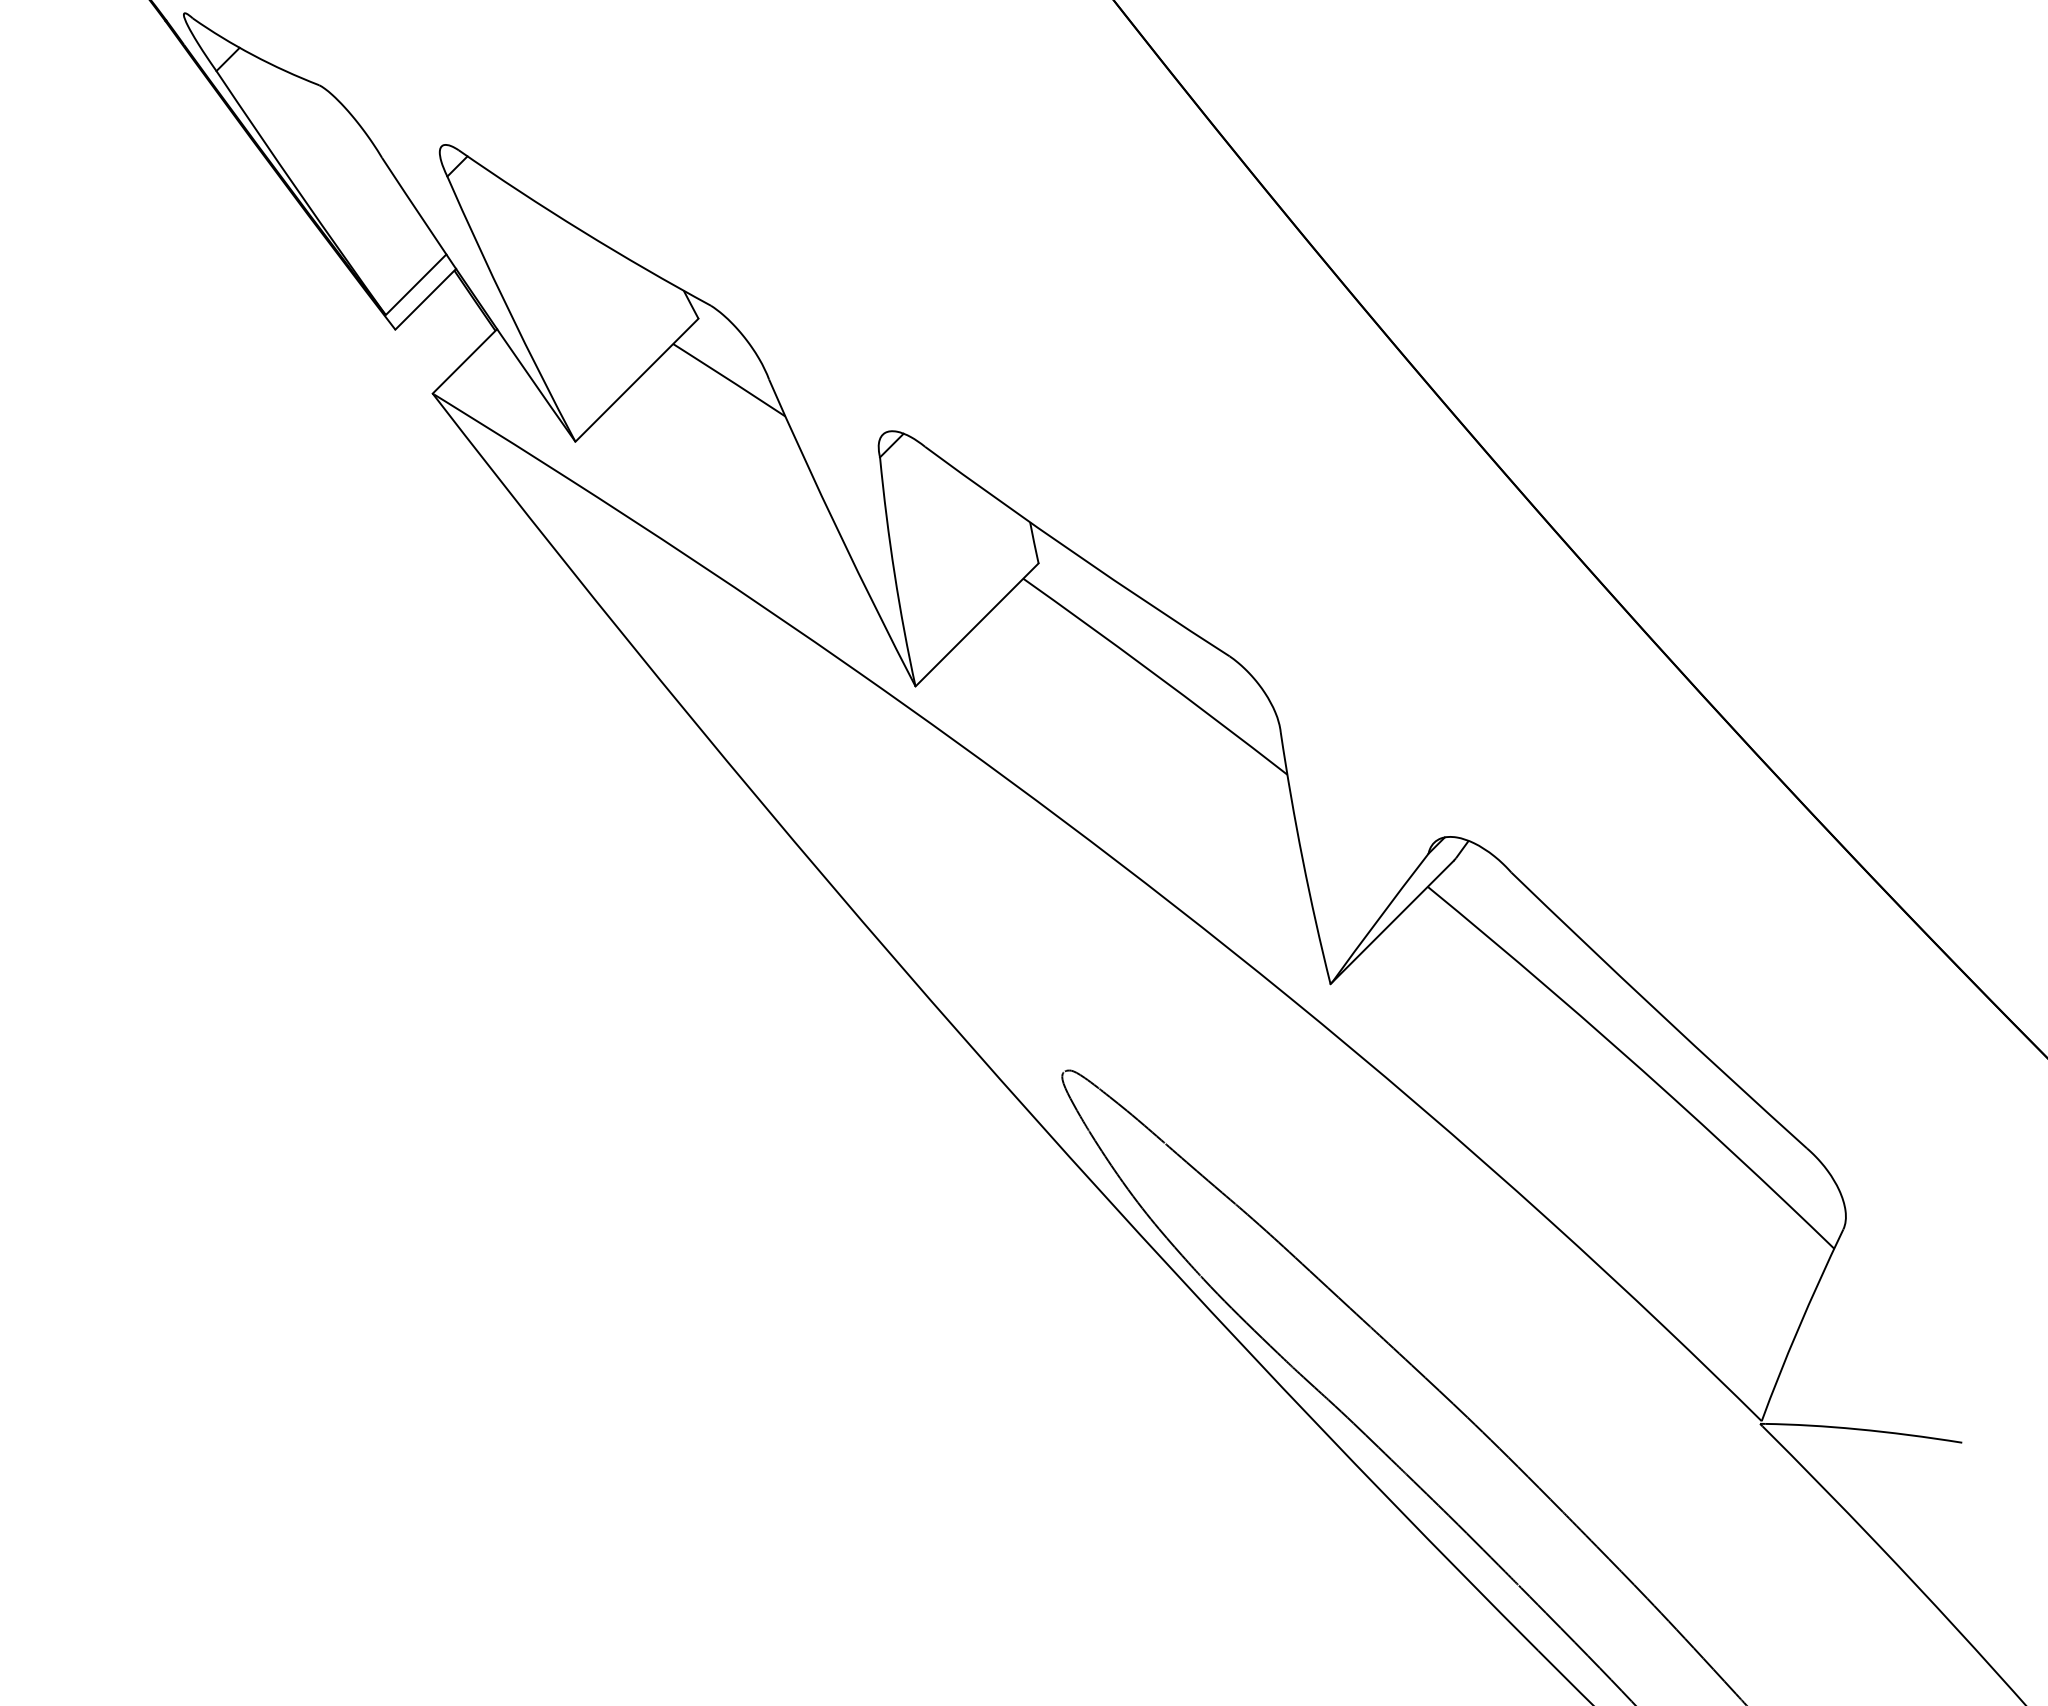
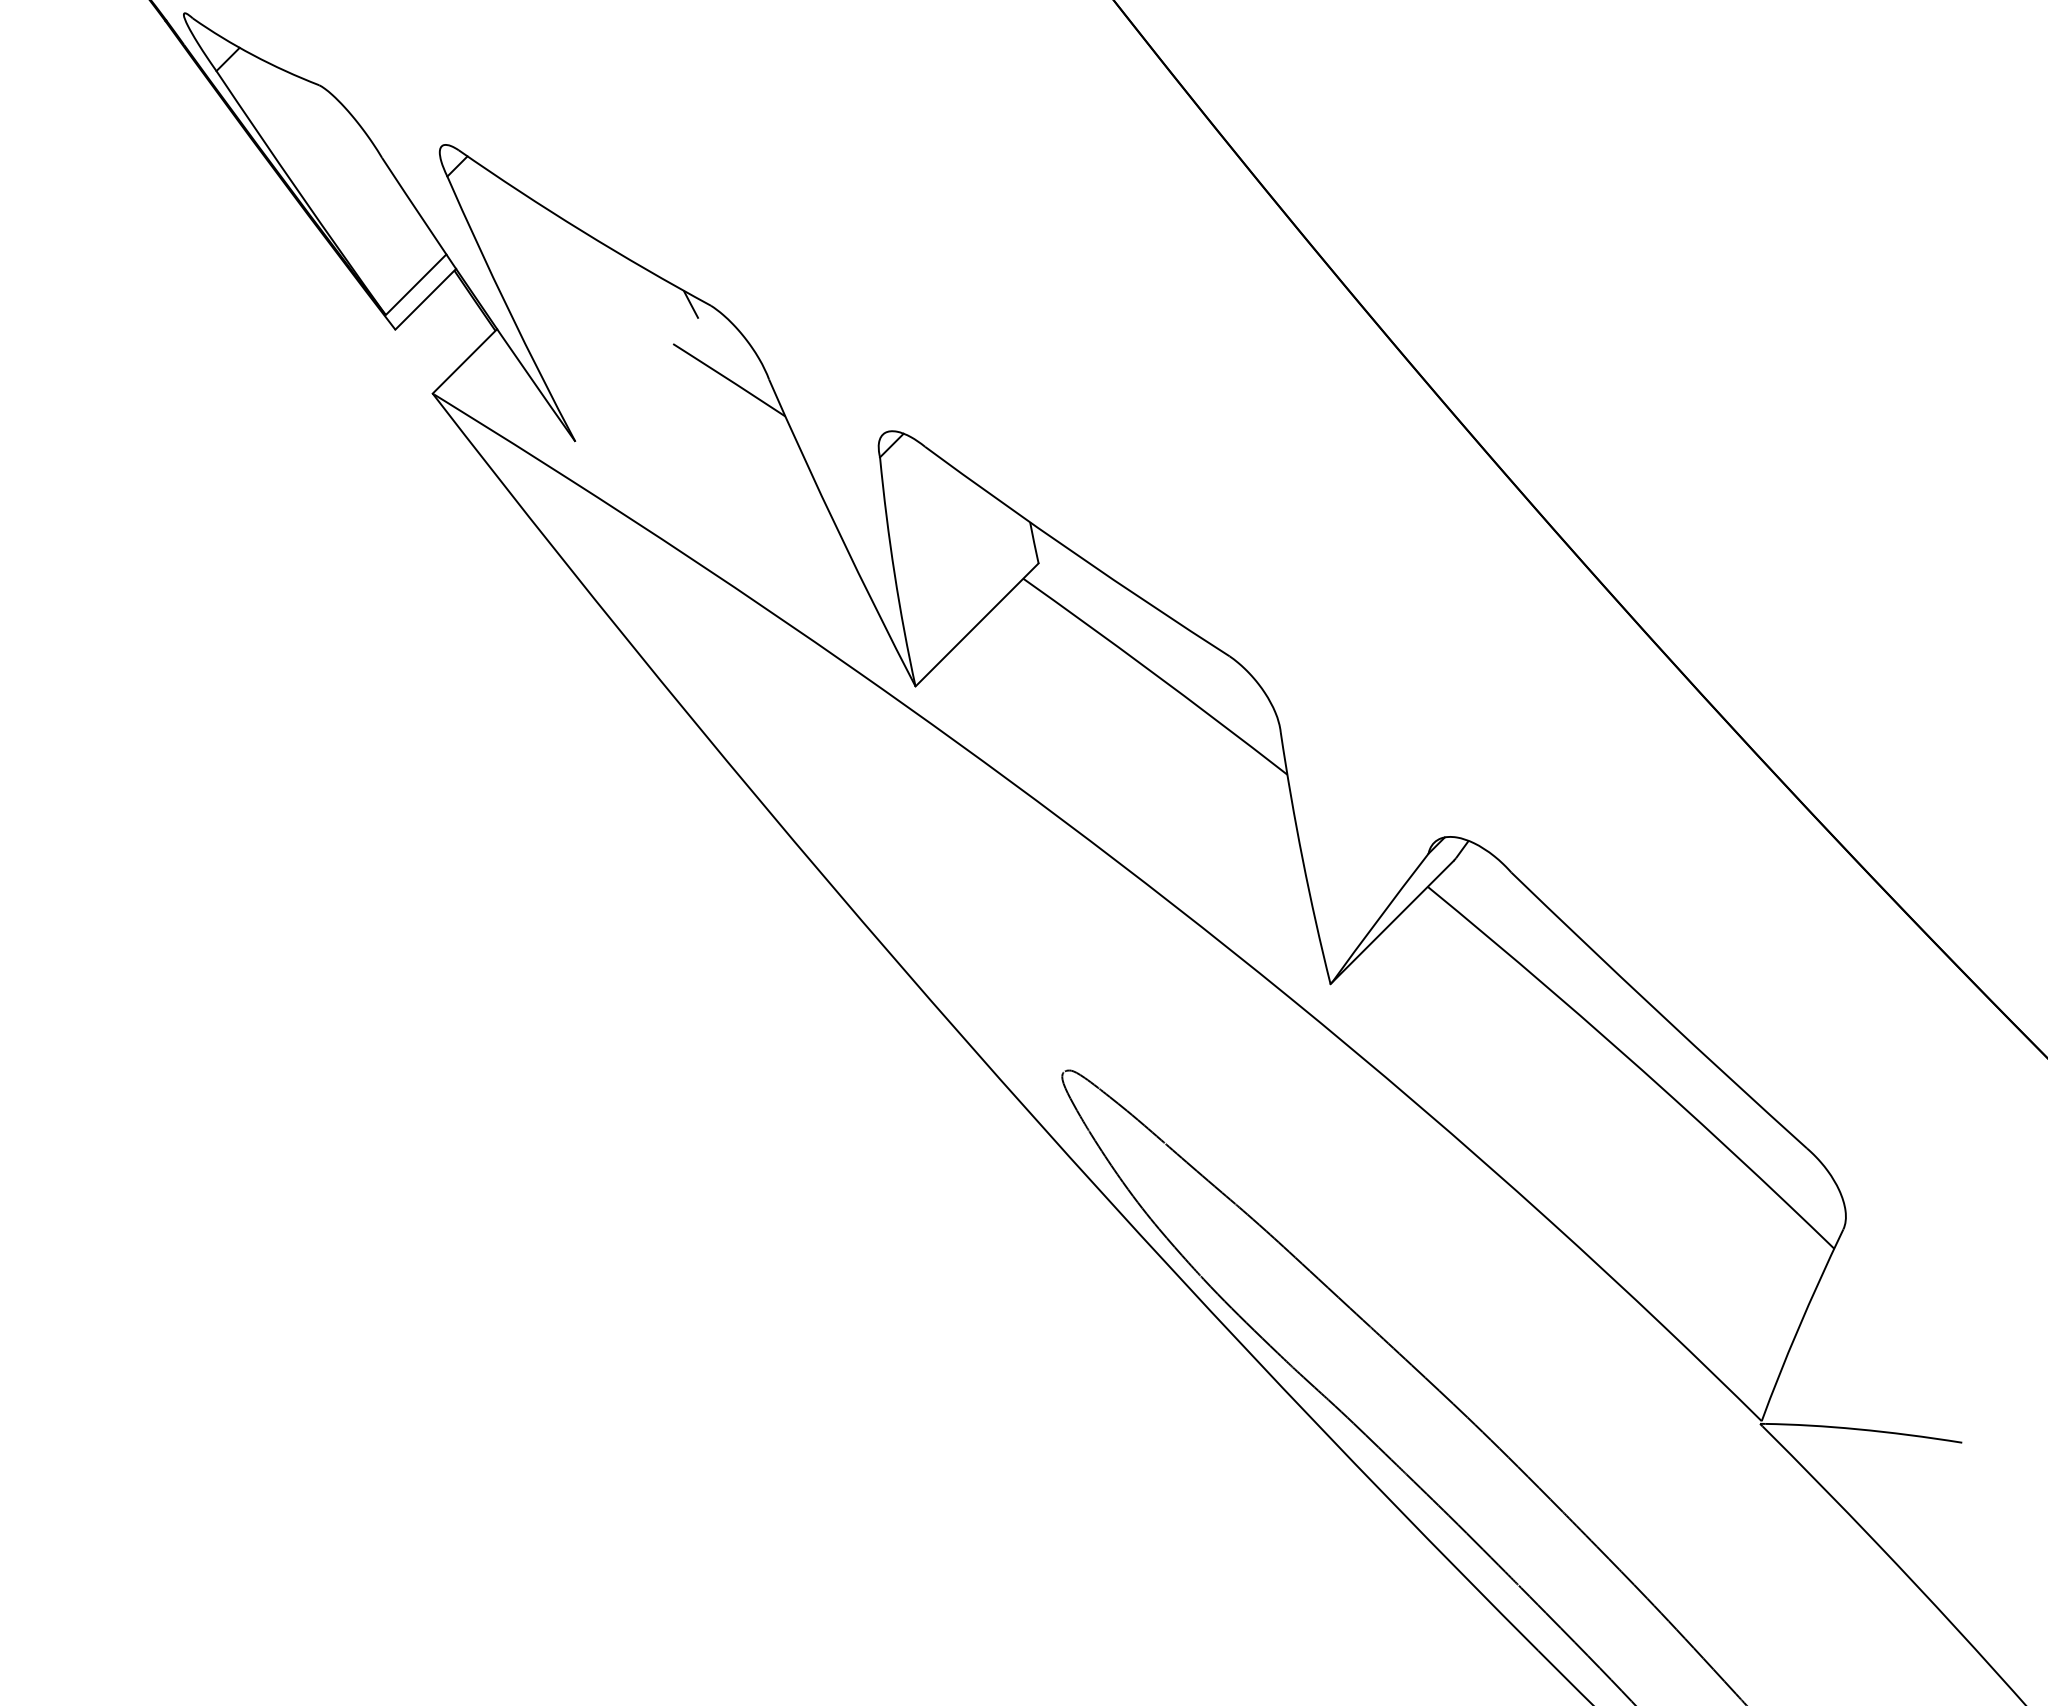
line: present -> none (636, 379)
